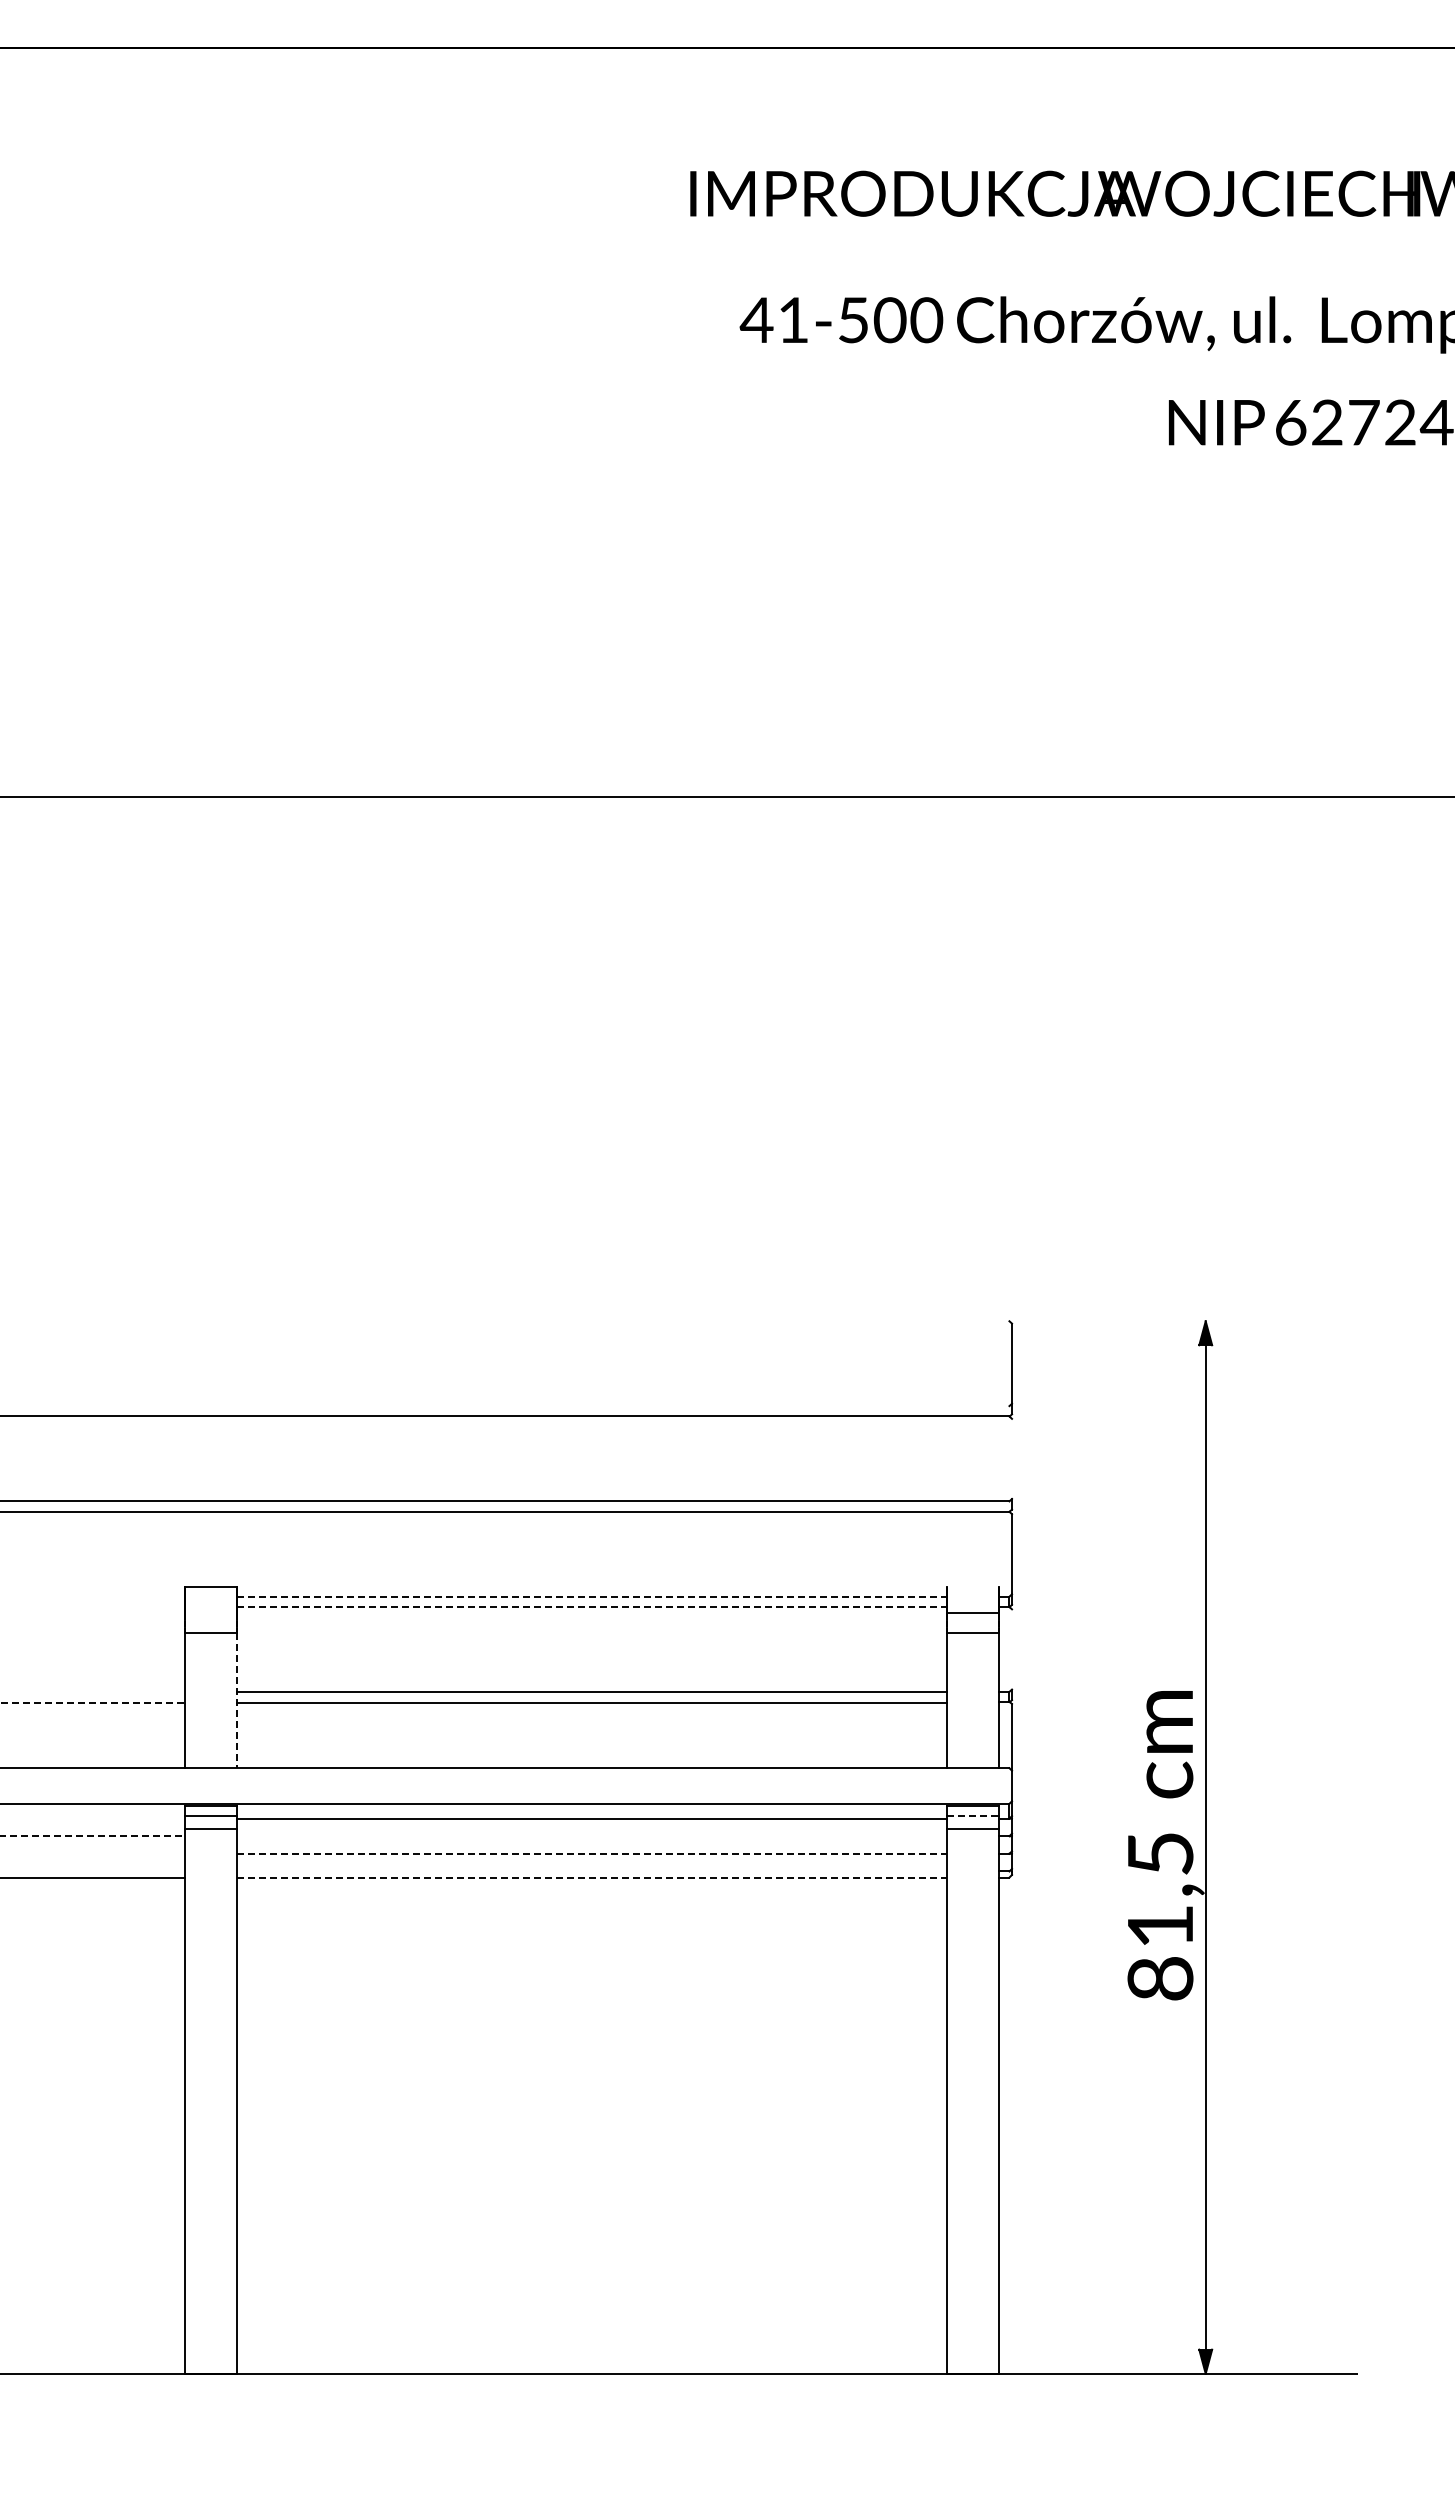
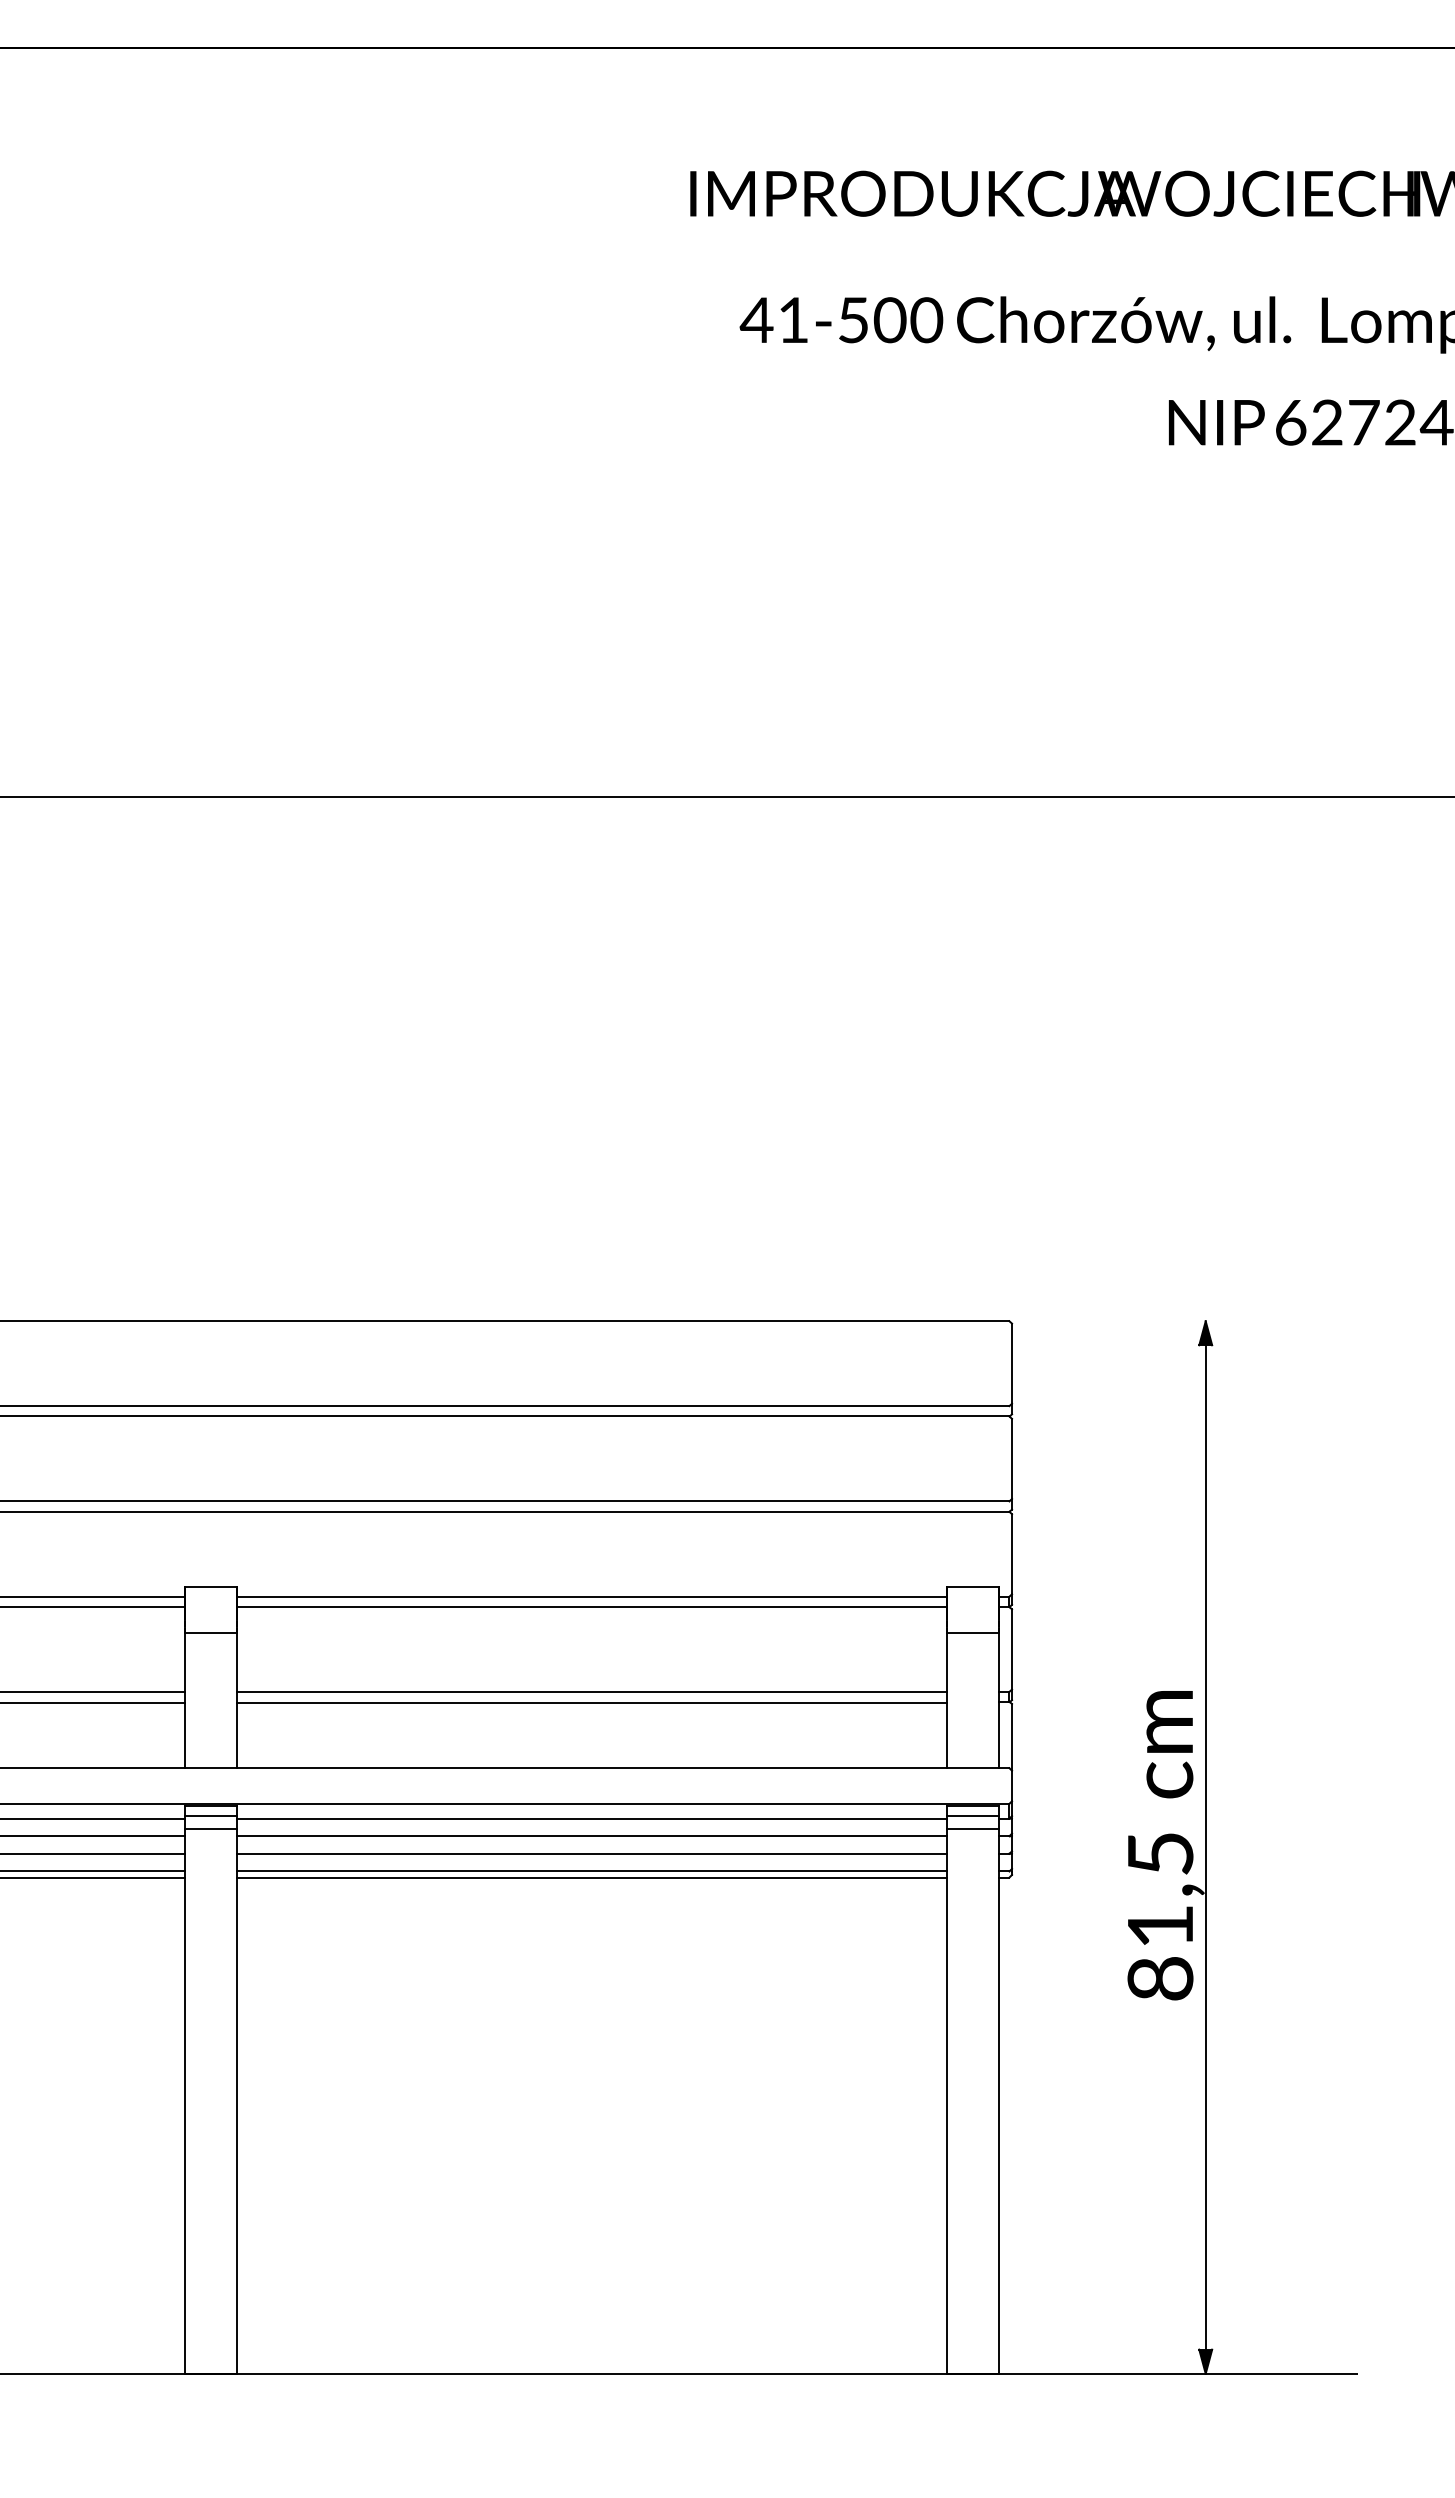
line: none -> present (505, 1321)
line: none -> present (505, 1406)
line: none -> present (1012, 1458)
line: none -> present (93, 1596)
line: dashed -> solid (592, 1596)
line: none -> present (93, 1607)
line: dashed -> solid (592, 1607)
line position: (973, 1613) -> (973, 1587) (973, 1587)
line: none -> present (1012, 1649)
line: none -> present (93, 1691)
line: dashed -> solid (237, 1701)
line: dashed -> solid (93, 1702)
line: dashed -> solid (973, 1815)
line: none -> present (93, 1818)
line: dashed -> solid (93, 1836)
line: none -> present (592, 1836)
line: none -> present (93, 1853)
line: dashed -> solid (592, 1853)
line: none -> present (93, 1871)
line: none -> present (592, 1871)
line: dashed -> solid (592, 1877)
